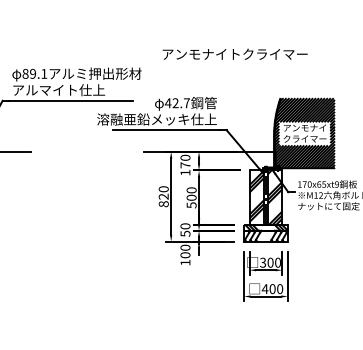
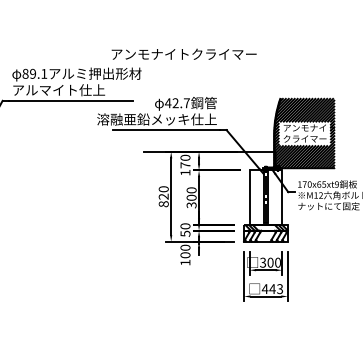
text position: (234, 53) -> (183, 53) (183, 53)
line: present -> none (16, 151)
hatch: present -> none (265, 197)
text: 500 -> 300 (189, 204)
text: 400 -> 443 (276, 289)
